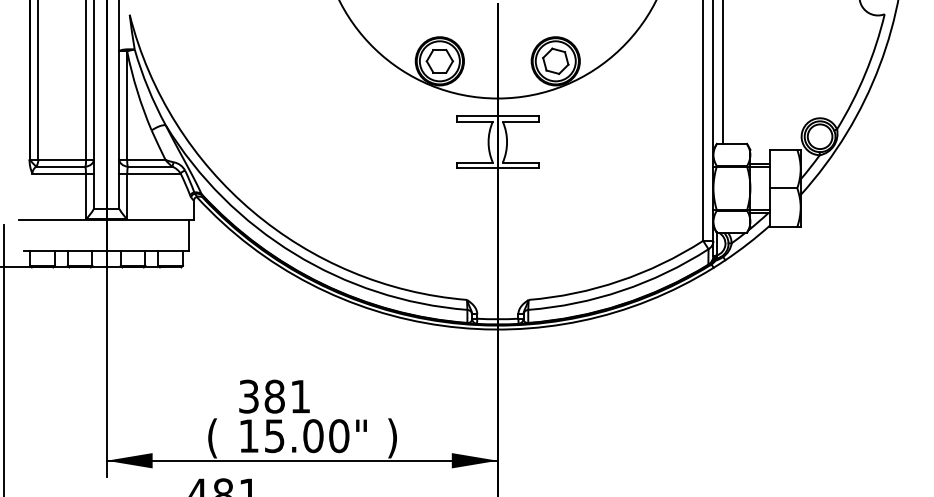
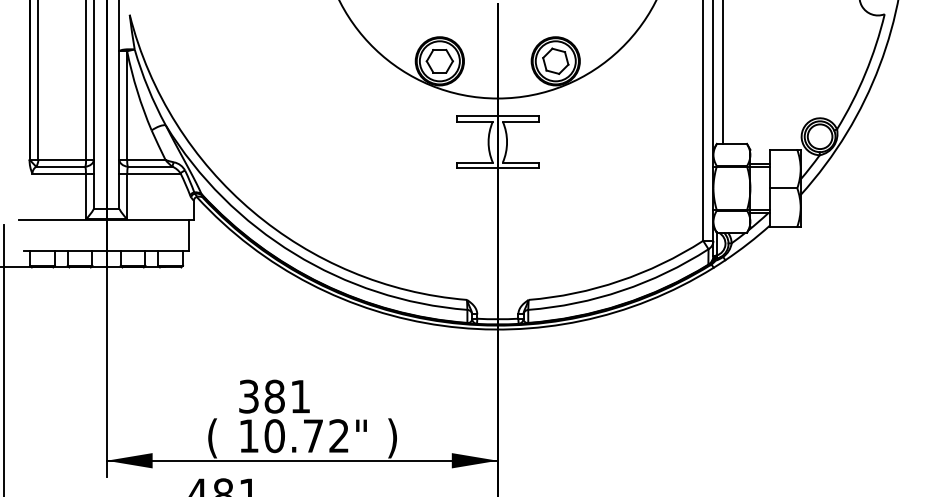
text: 15.00" -> 10.72" (306, 436)
